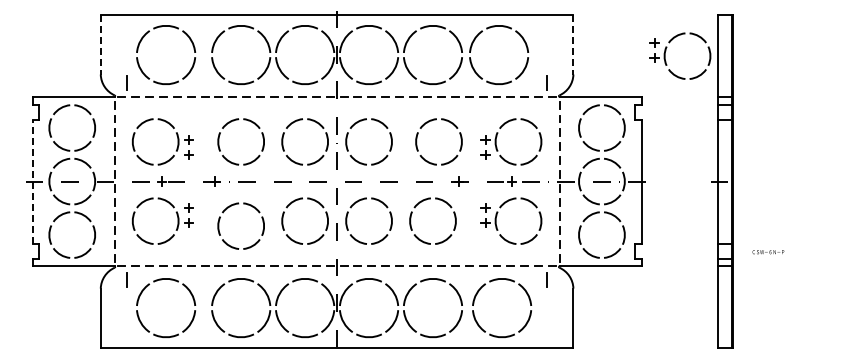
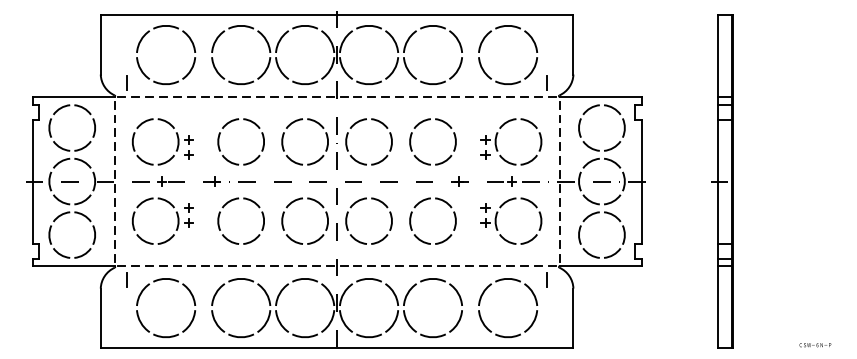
part position: (507, 28) -> (516, 28) (516, 28)
line: dashed -> solid (100, 44)
line: dashed -> solid (573, 44)
part: present -> none (666, 51)
part position: (417, 141) -> (411, 141) (411, 141)
line: dashed -> solid (32, 181)
part position: (230, 207) -> (230, 202) (230, 202)
text position: (768, 252) -> (815, 345) (815, 345)
part position: (526, 321) -> (532, 321) (532, 321)
